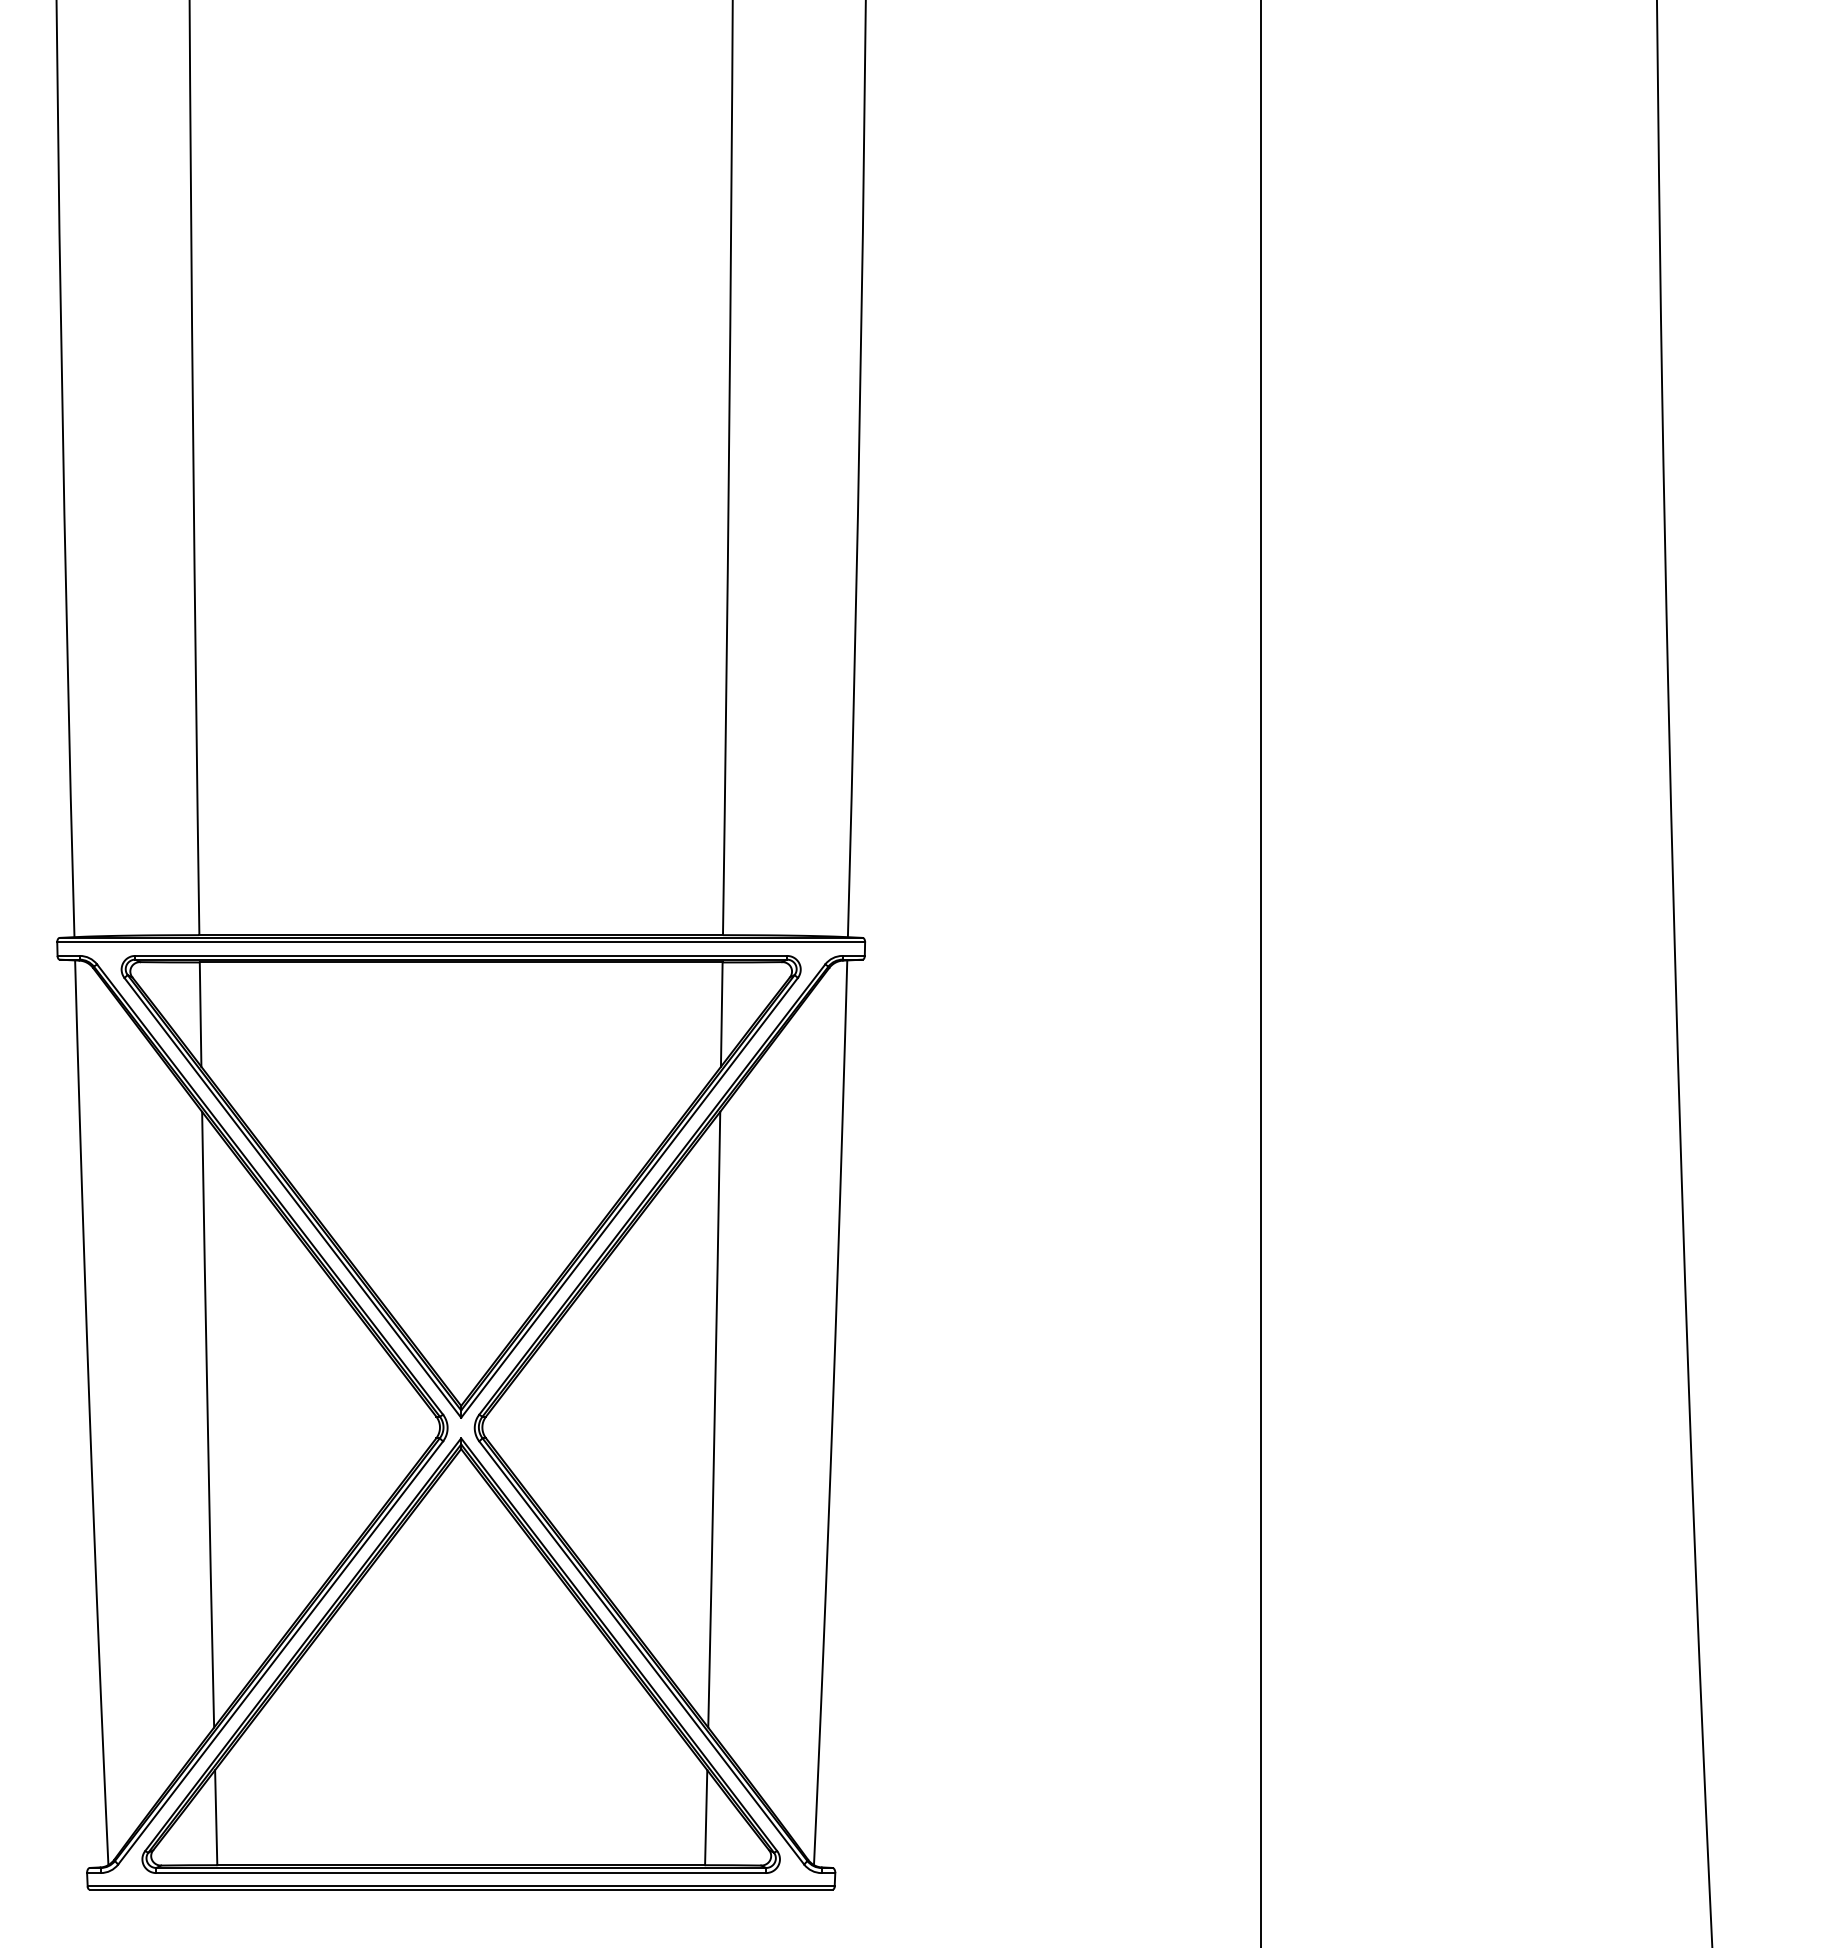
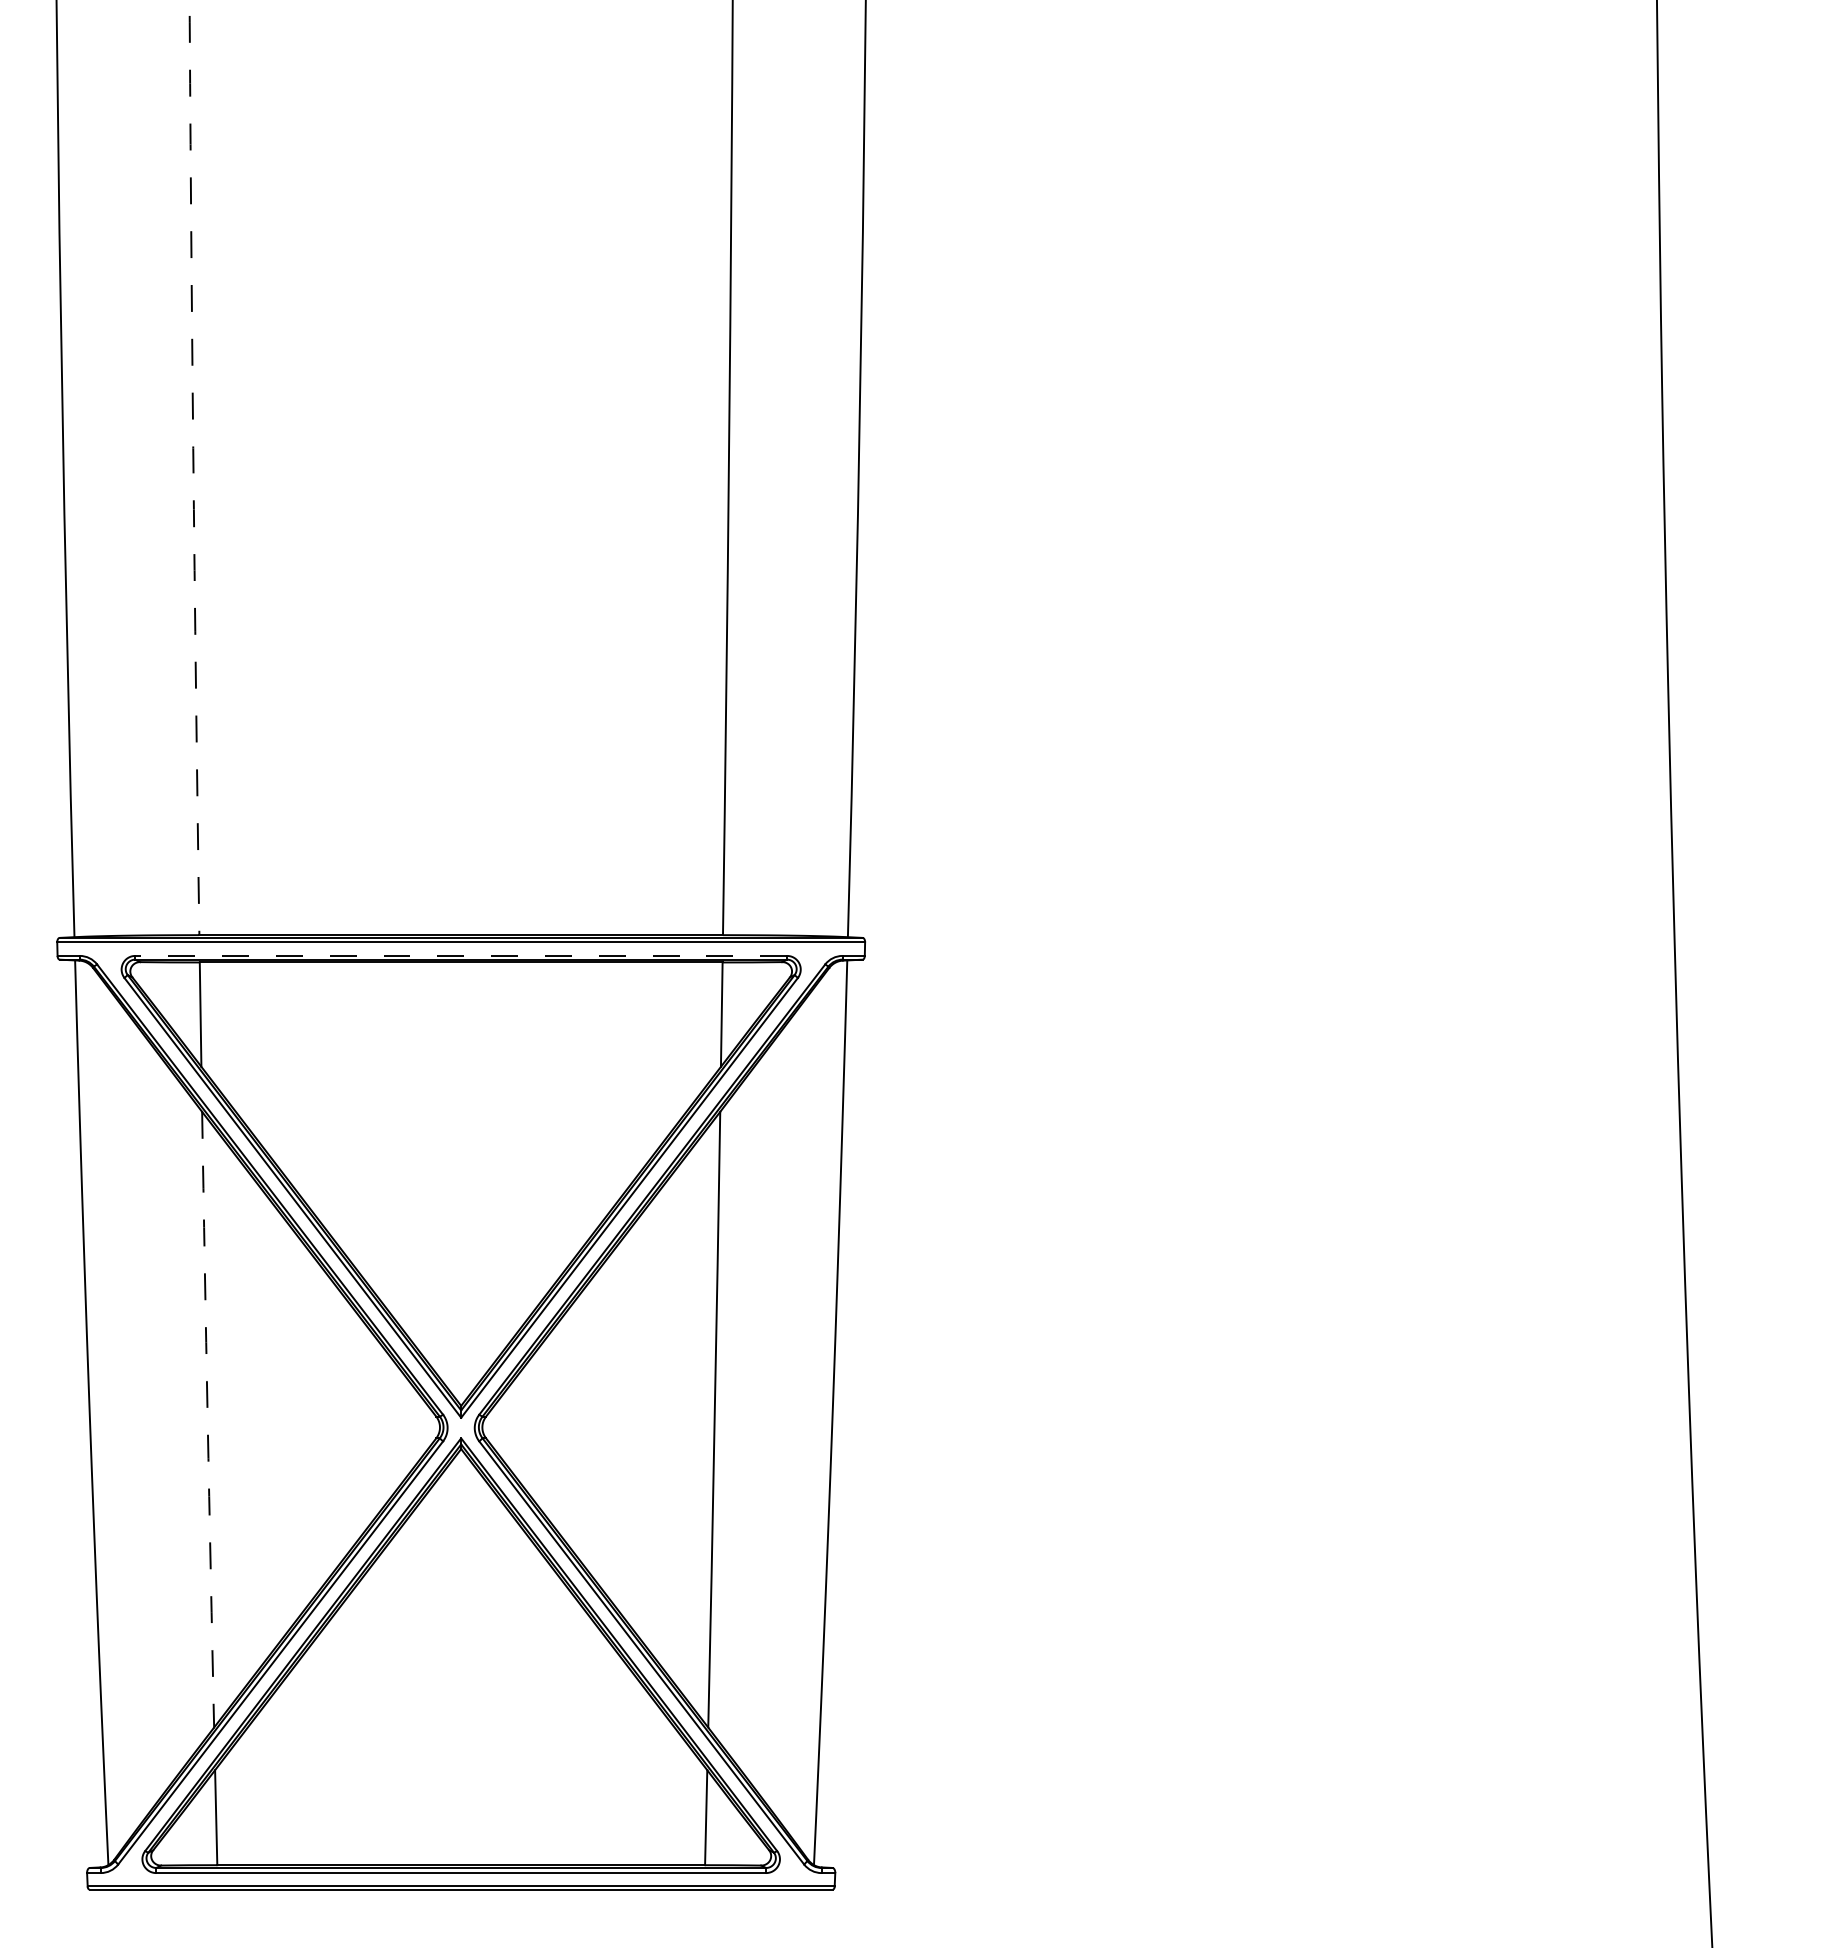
arc: solid -> dashed (193, 467)
line: solid -> dashed (461, 955)
line: present -> none (1261, 973)
arc: solid -> dashed (207, 1419)
